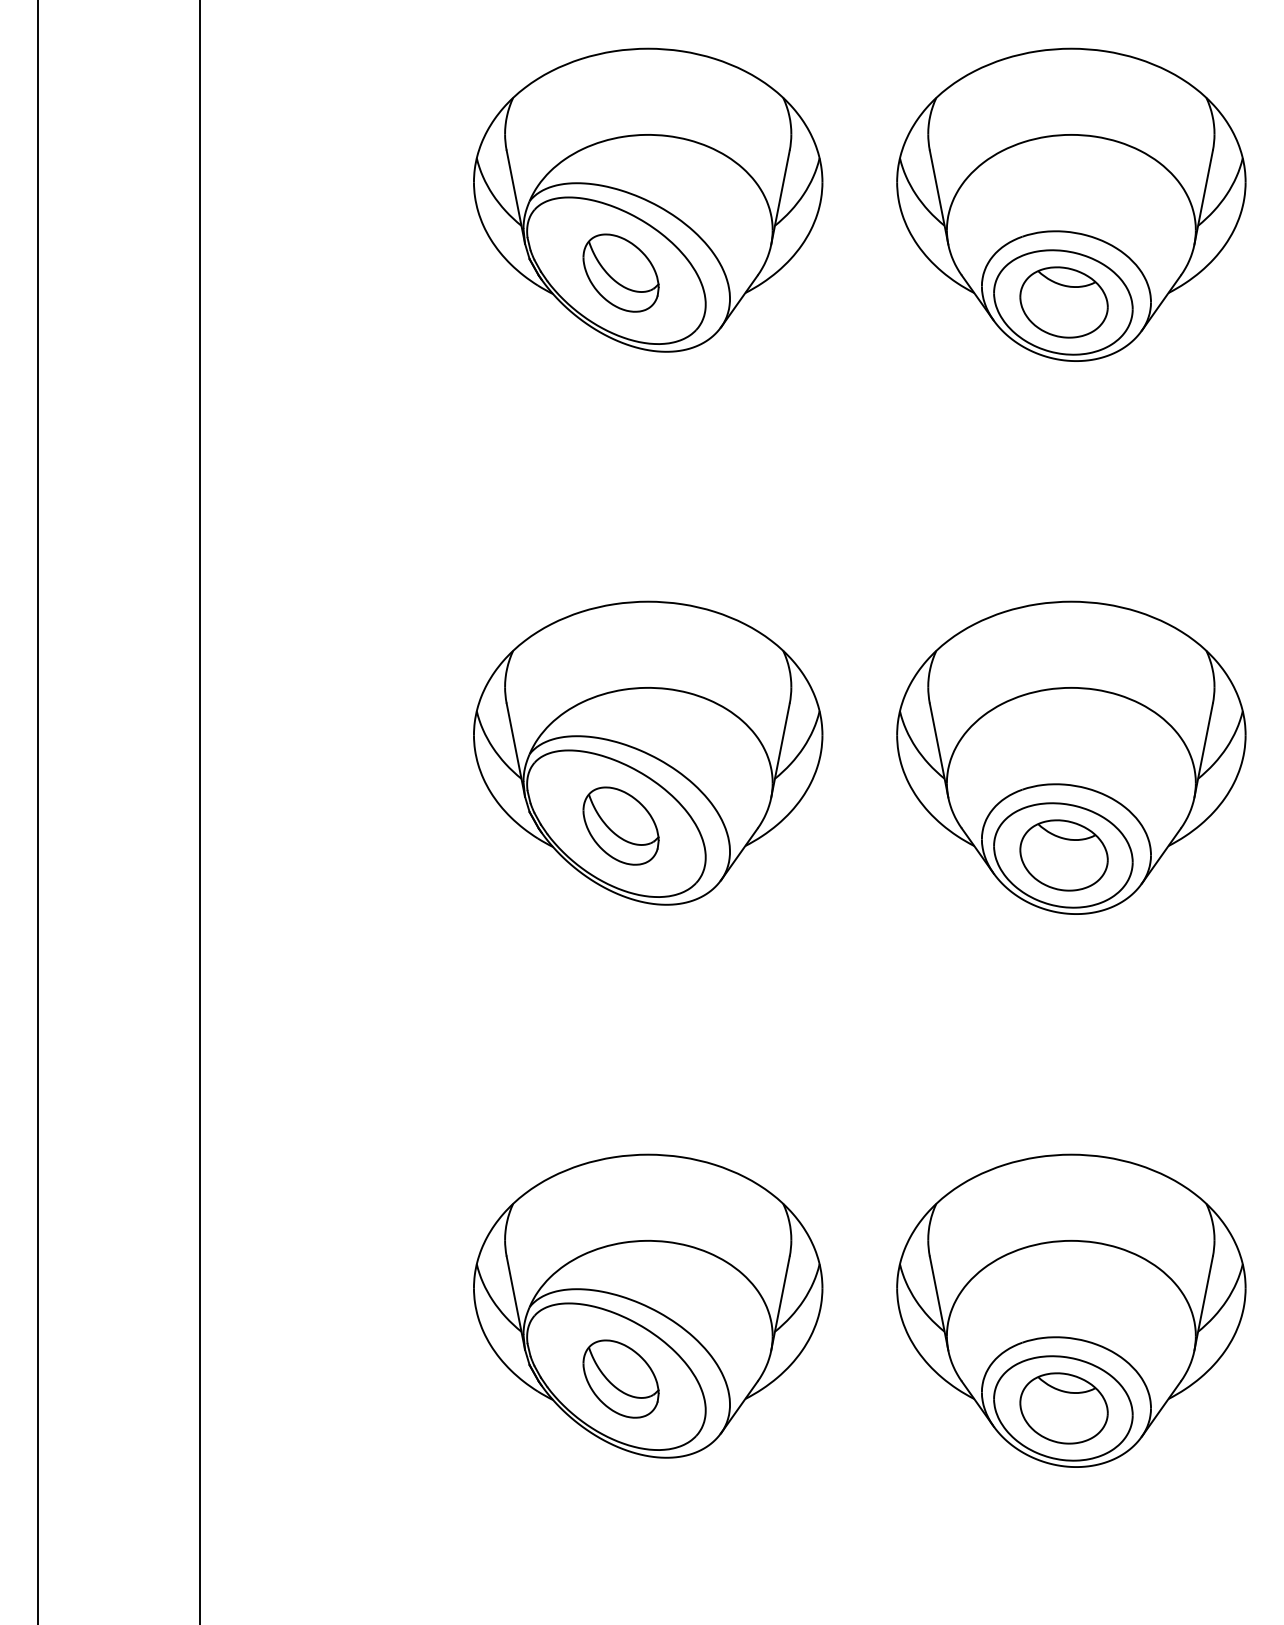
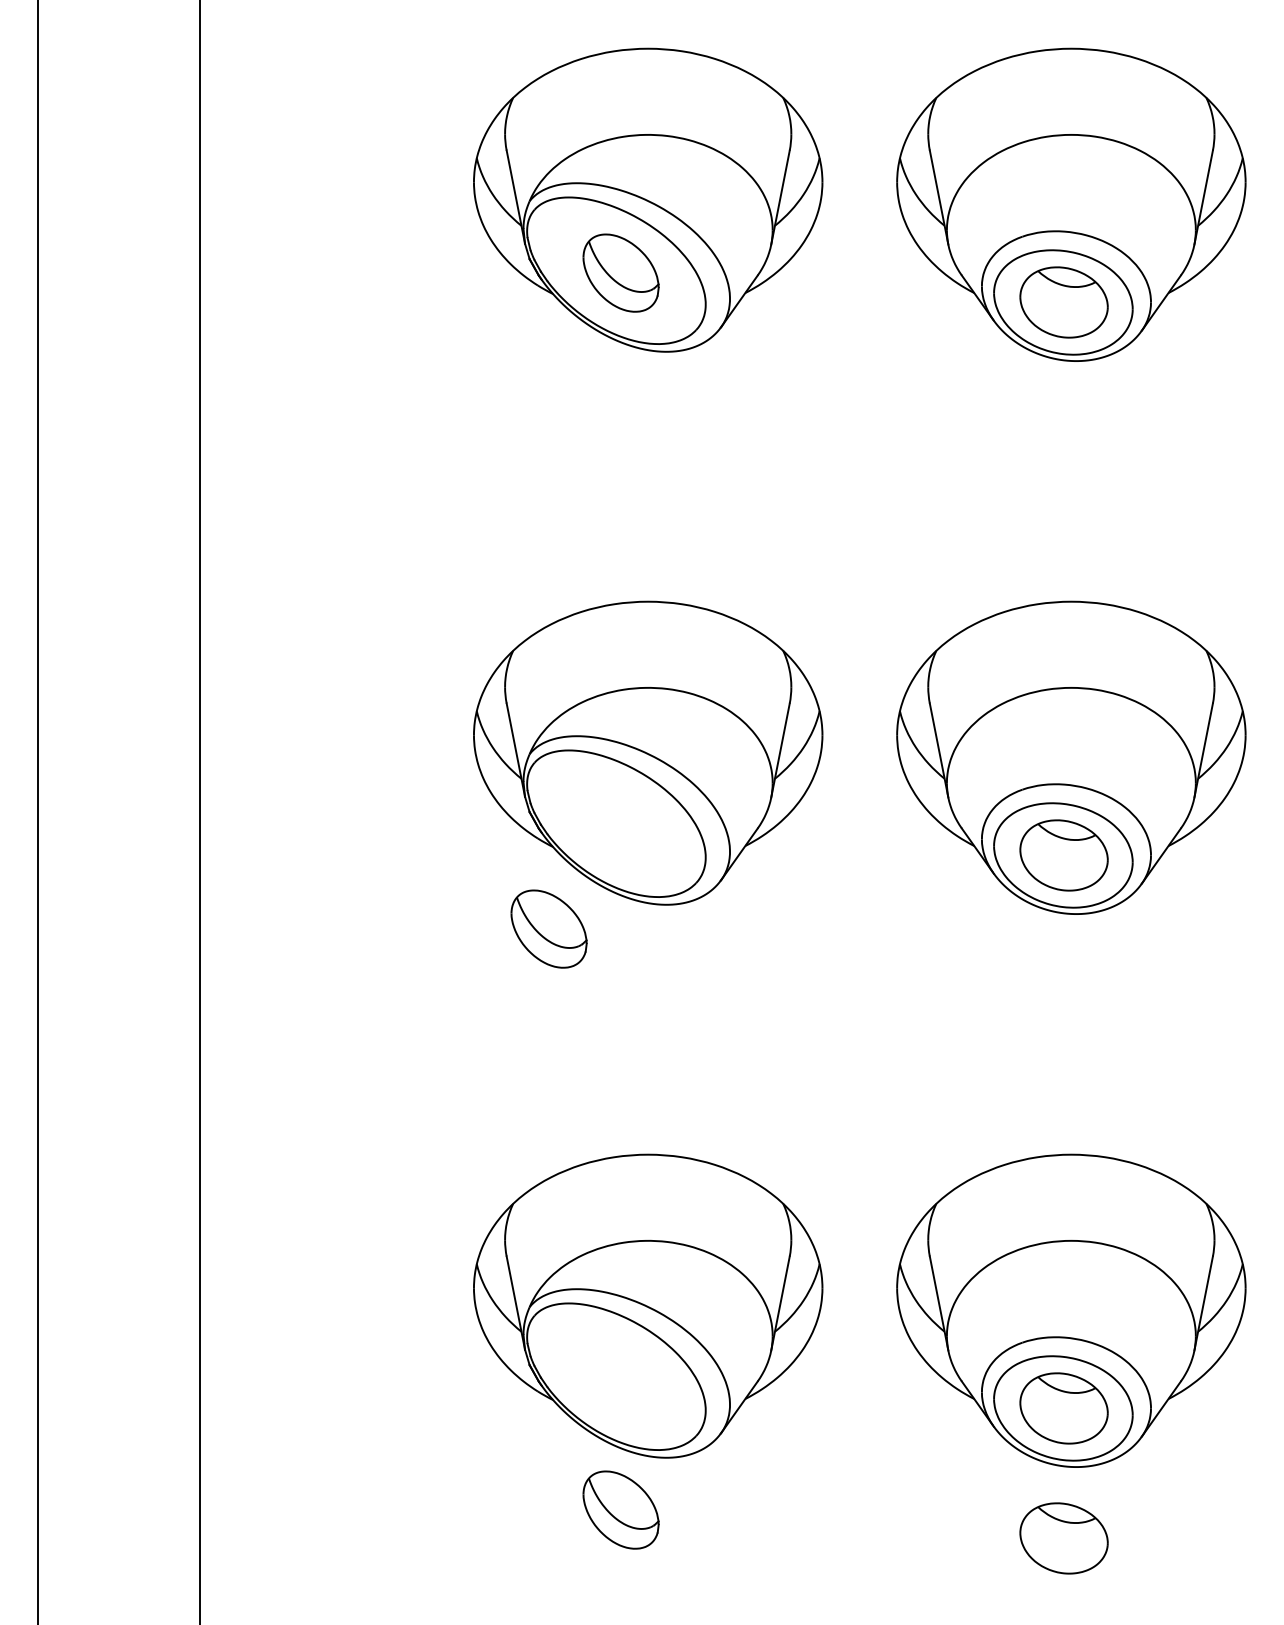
part position: (620, 825) -> (548, 928) (548, 928)
part position: (620, 1378) -> (620, 1509) (620, 1509)
part: none -> present (1063, 1538)
